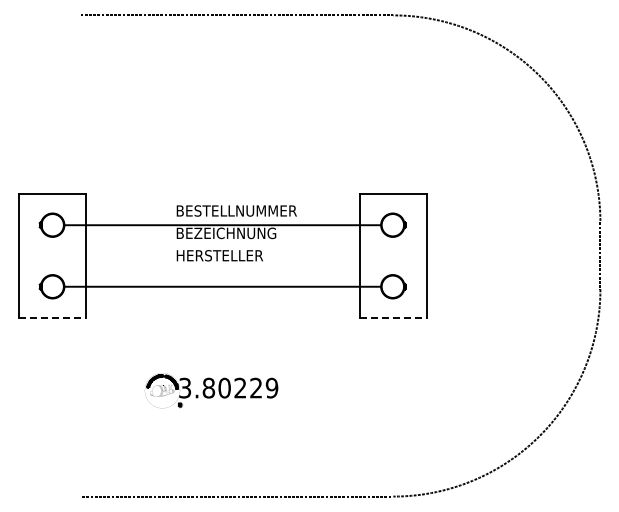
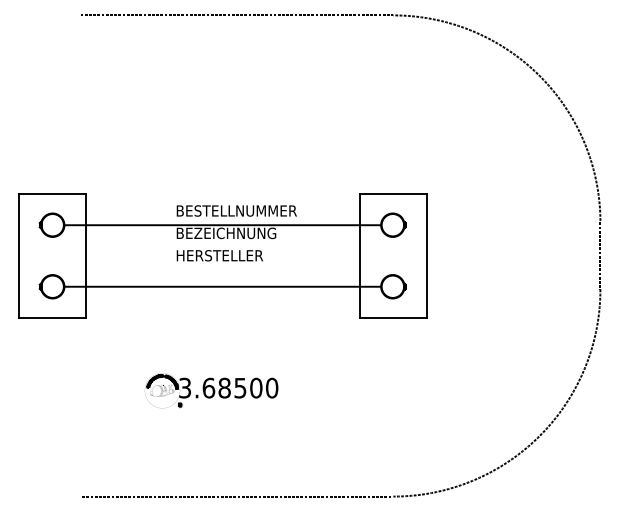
line: dashed -> solid (52, 317)
line: dashed -> solid (393, 317)
text: 3.80229 -> 3.68500 (240, 387)
